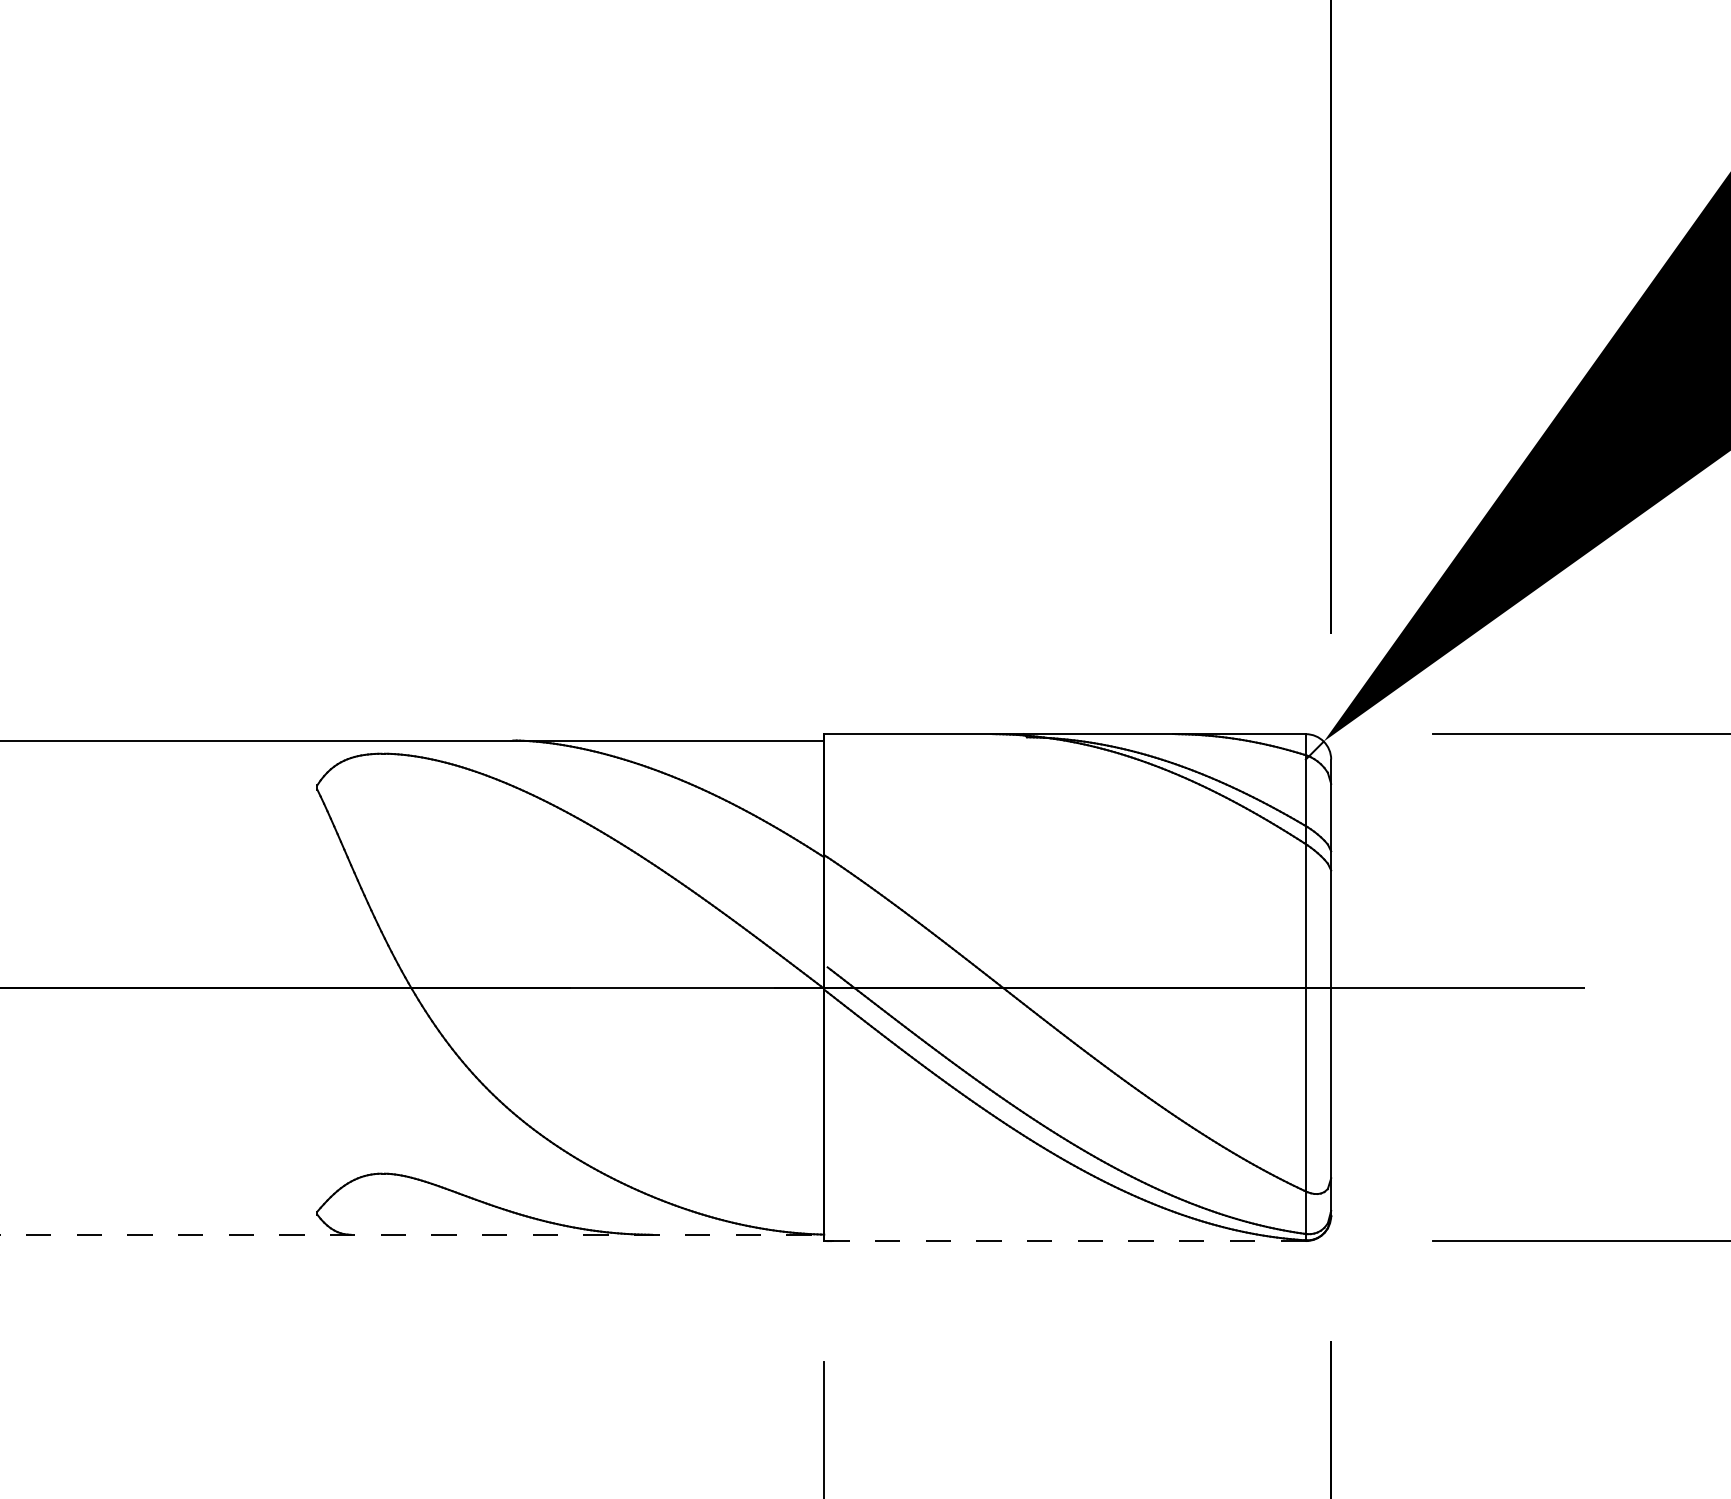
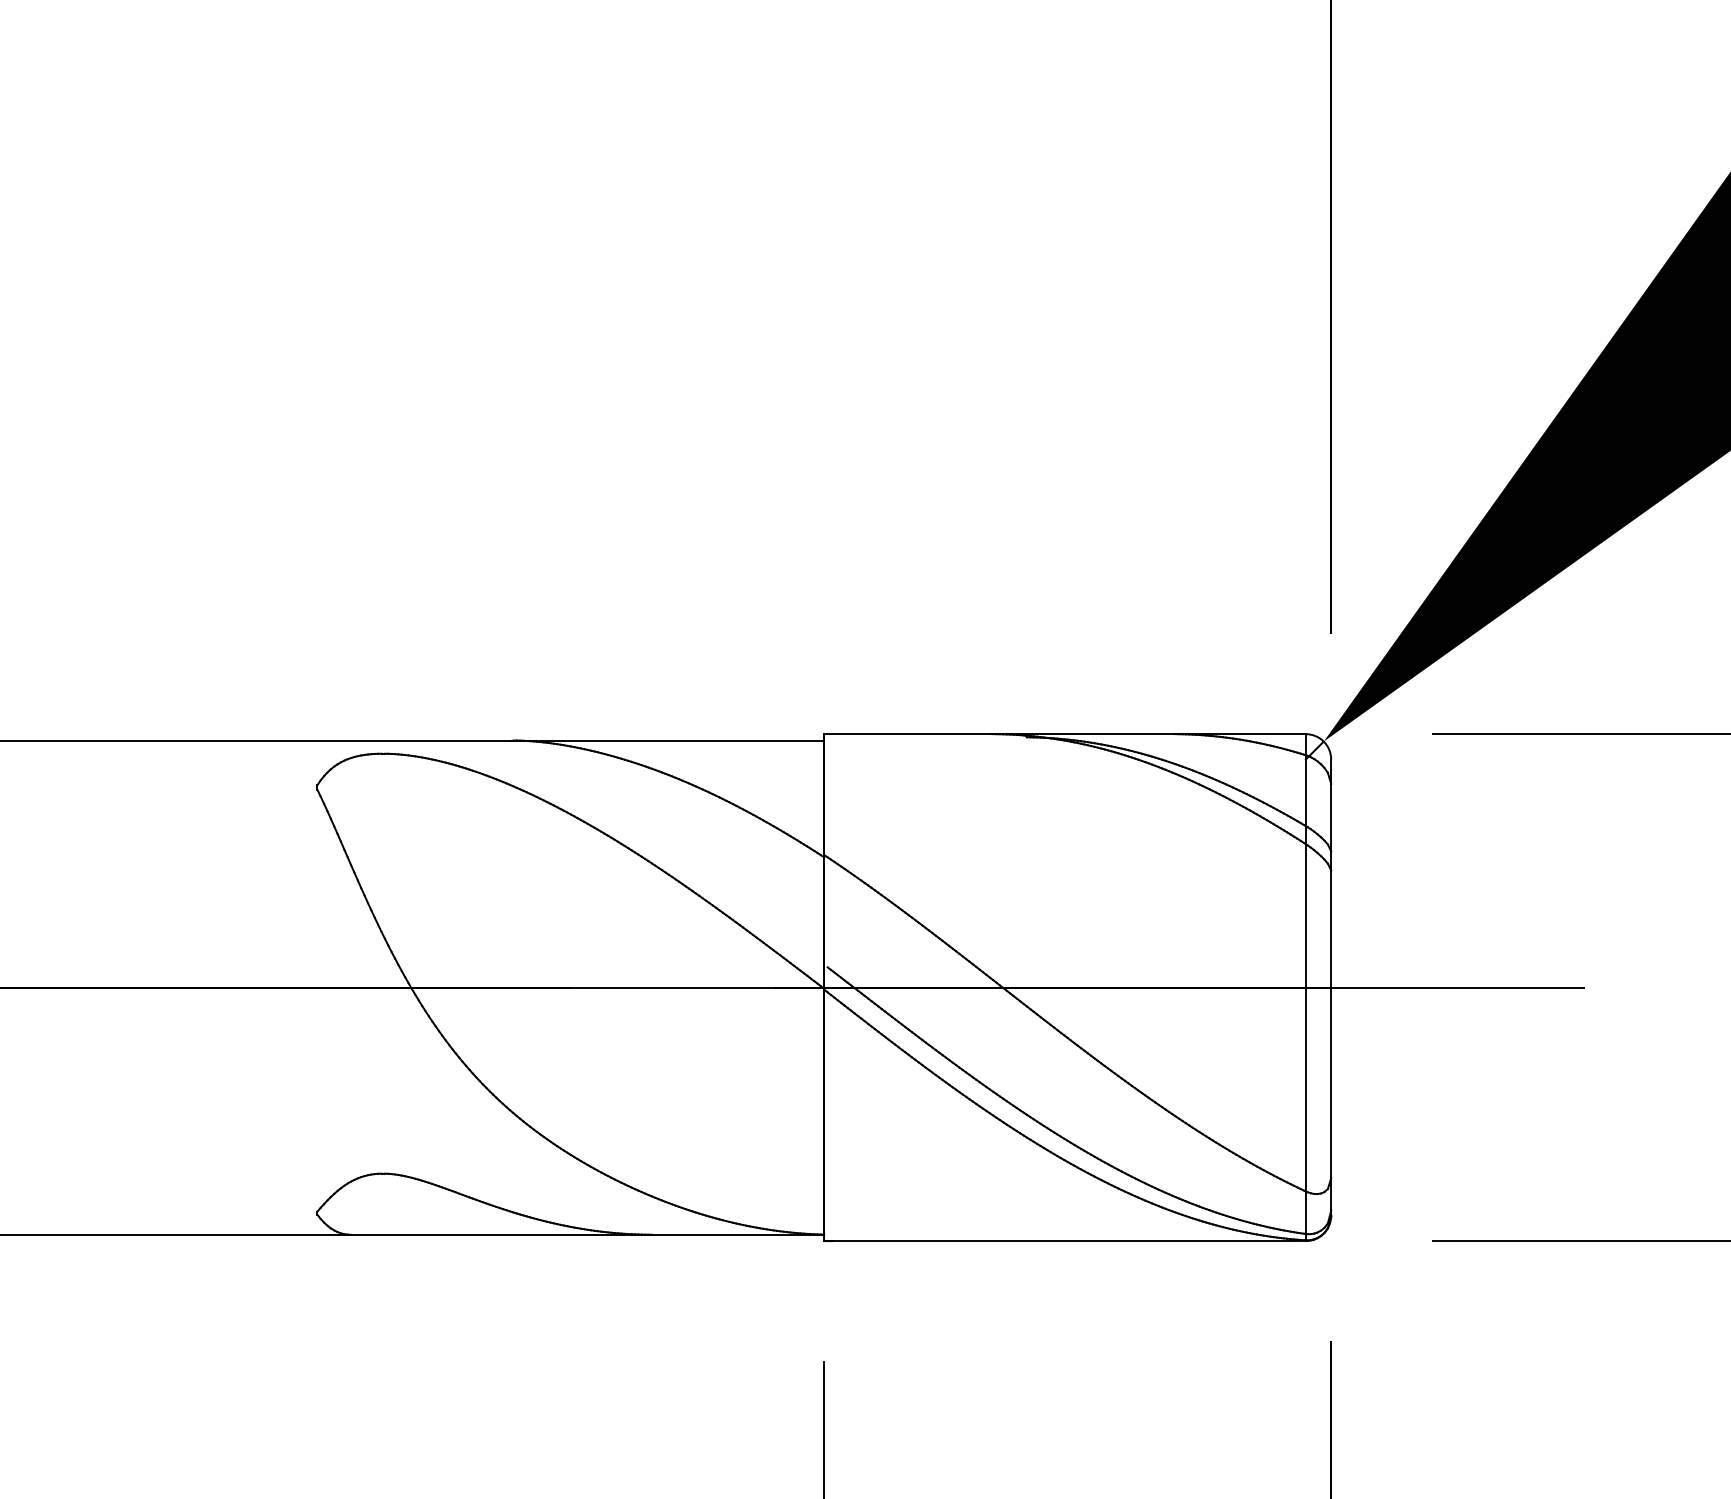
line: dashed -> solid (412, 1234)
line: dashed -> solid (1065, 1241)
